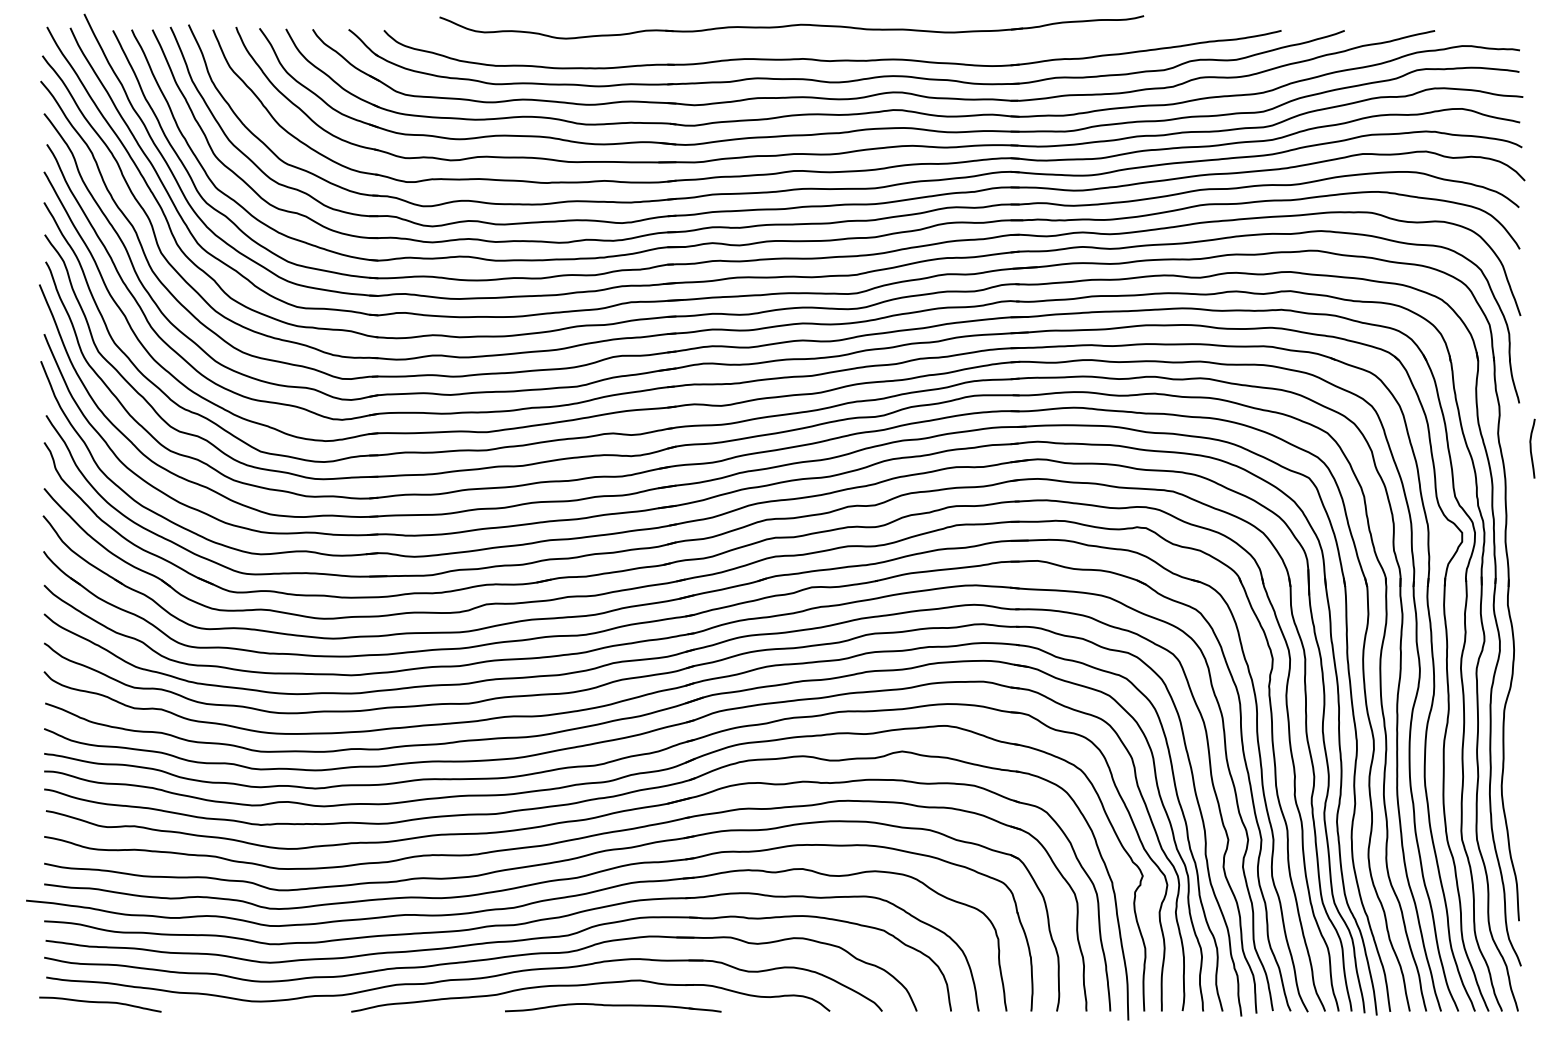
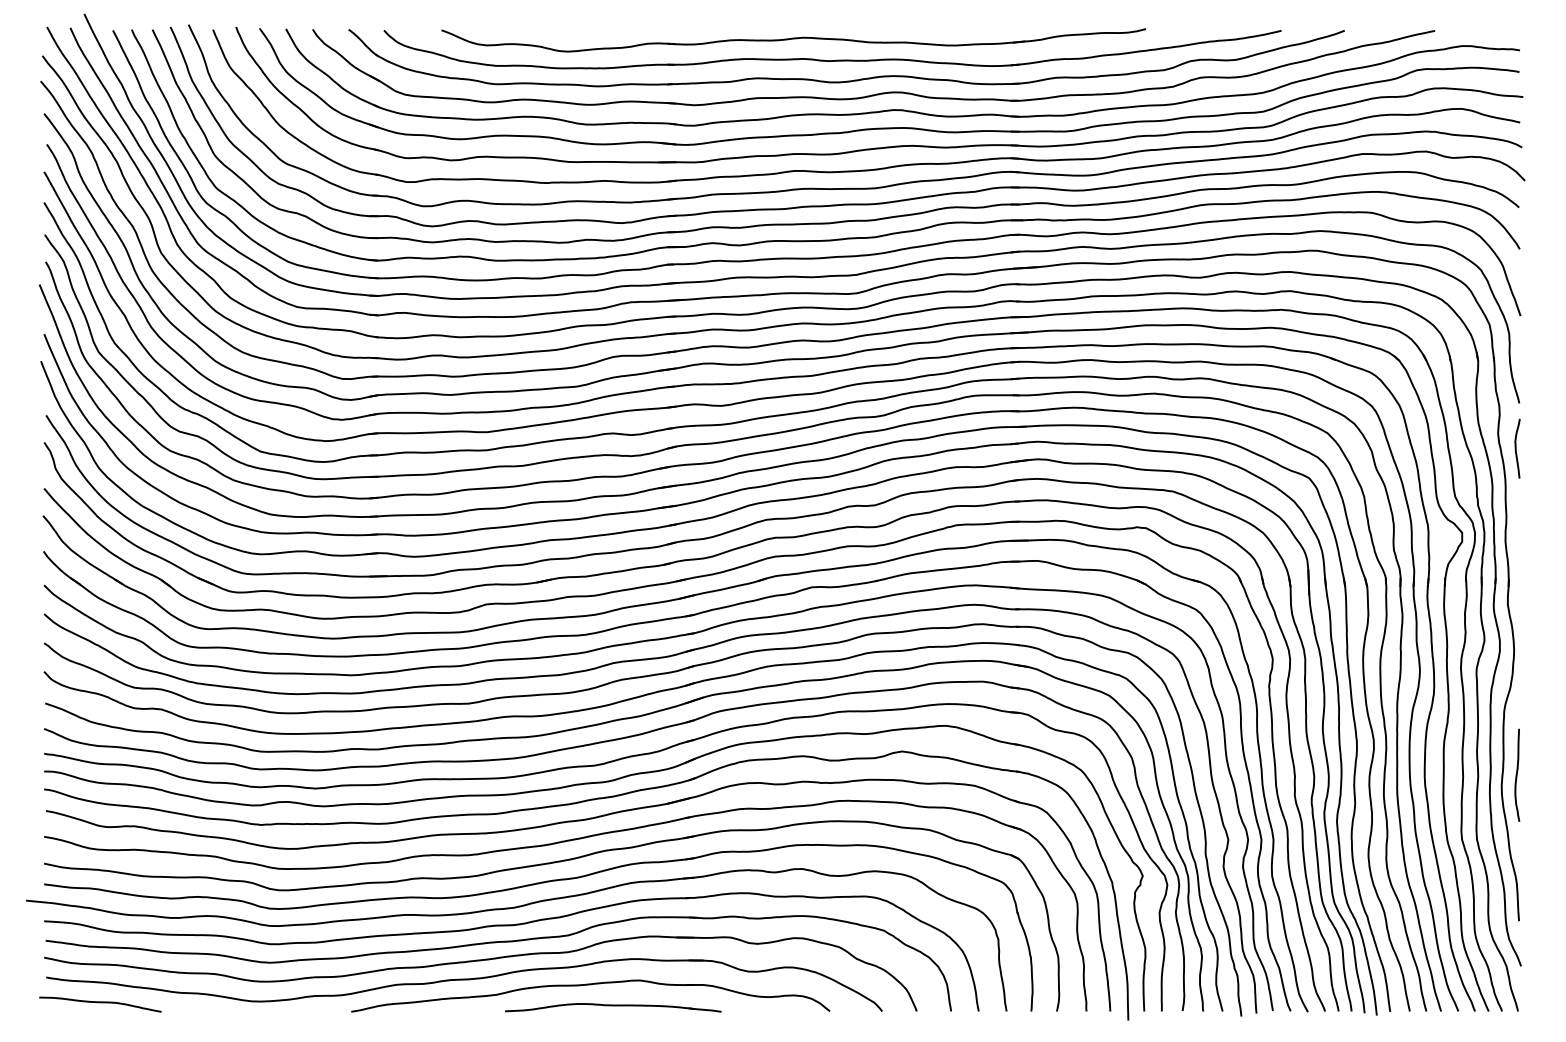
part position: (791, 27) -> (793, 40) (793, 40)
curve position: (1531, 448) -> (1516, 448) (1516, 448)
curve: none -> present (1517, 774)
